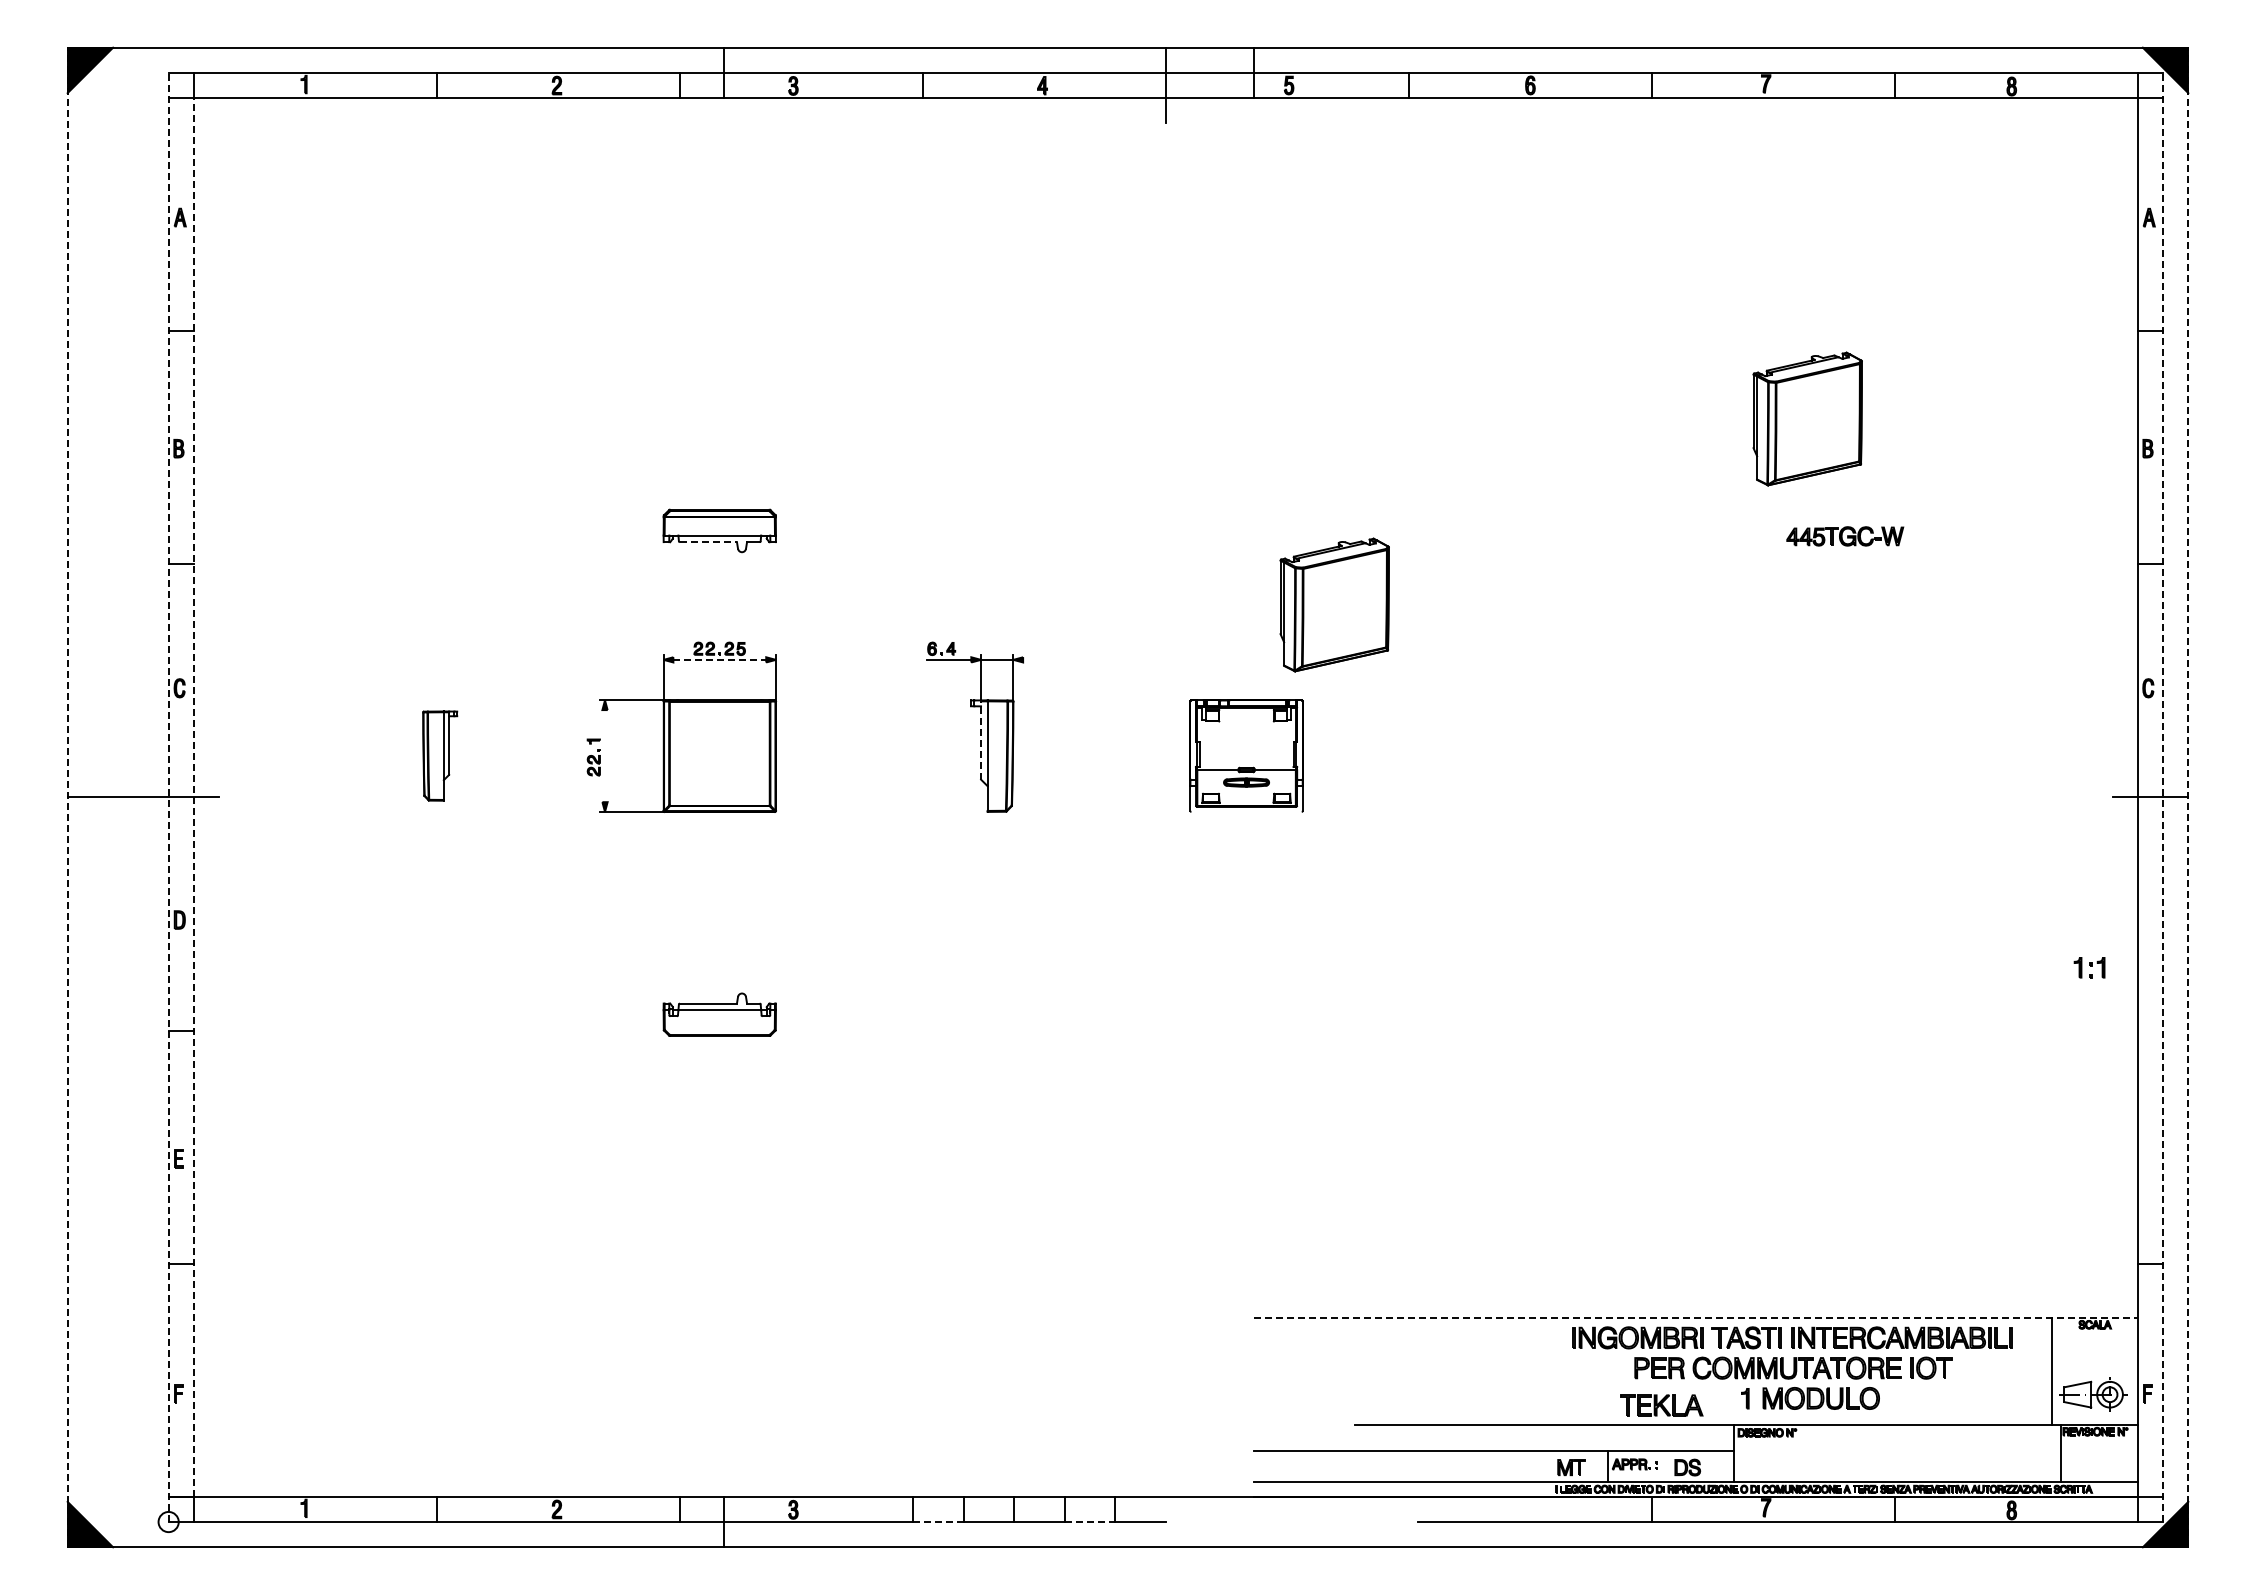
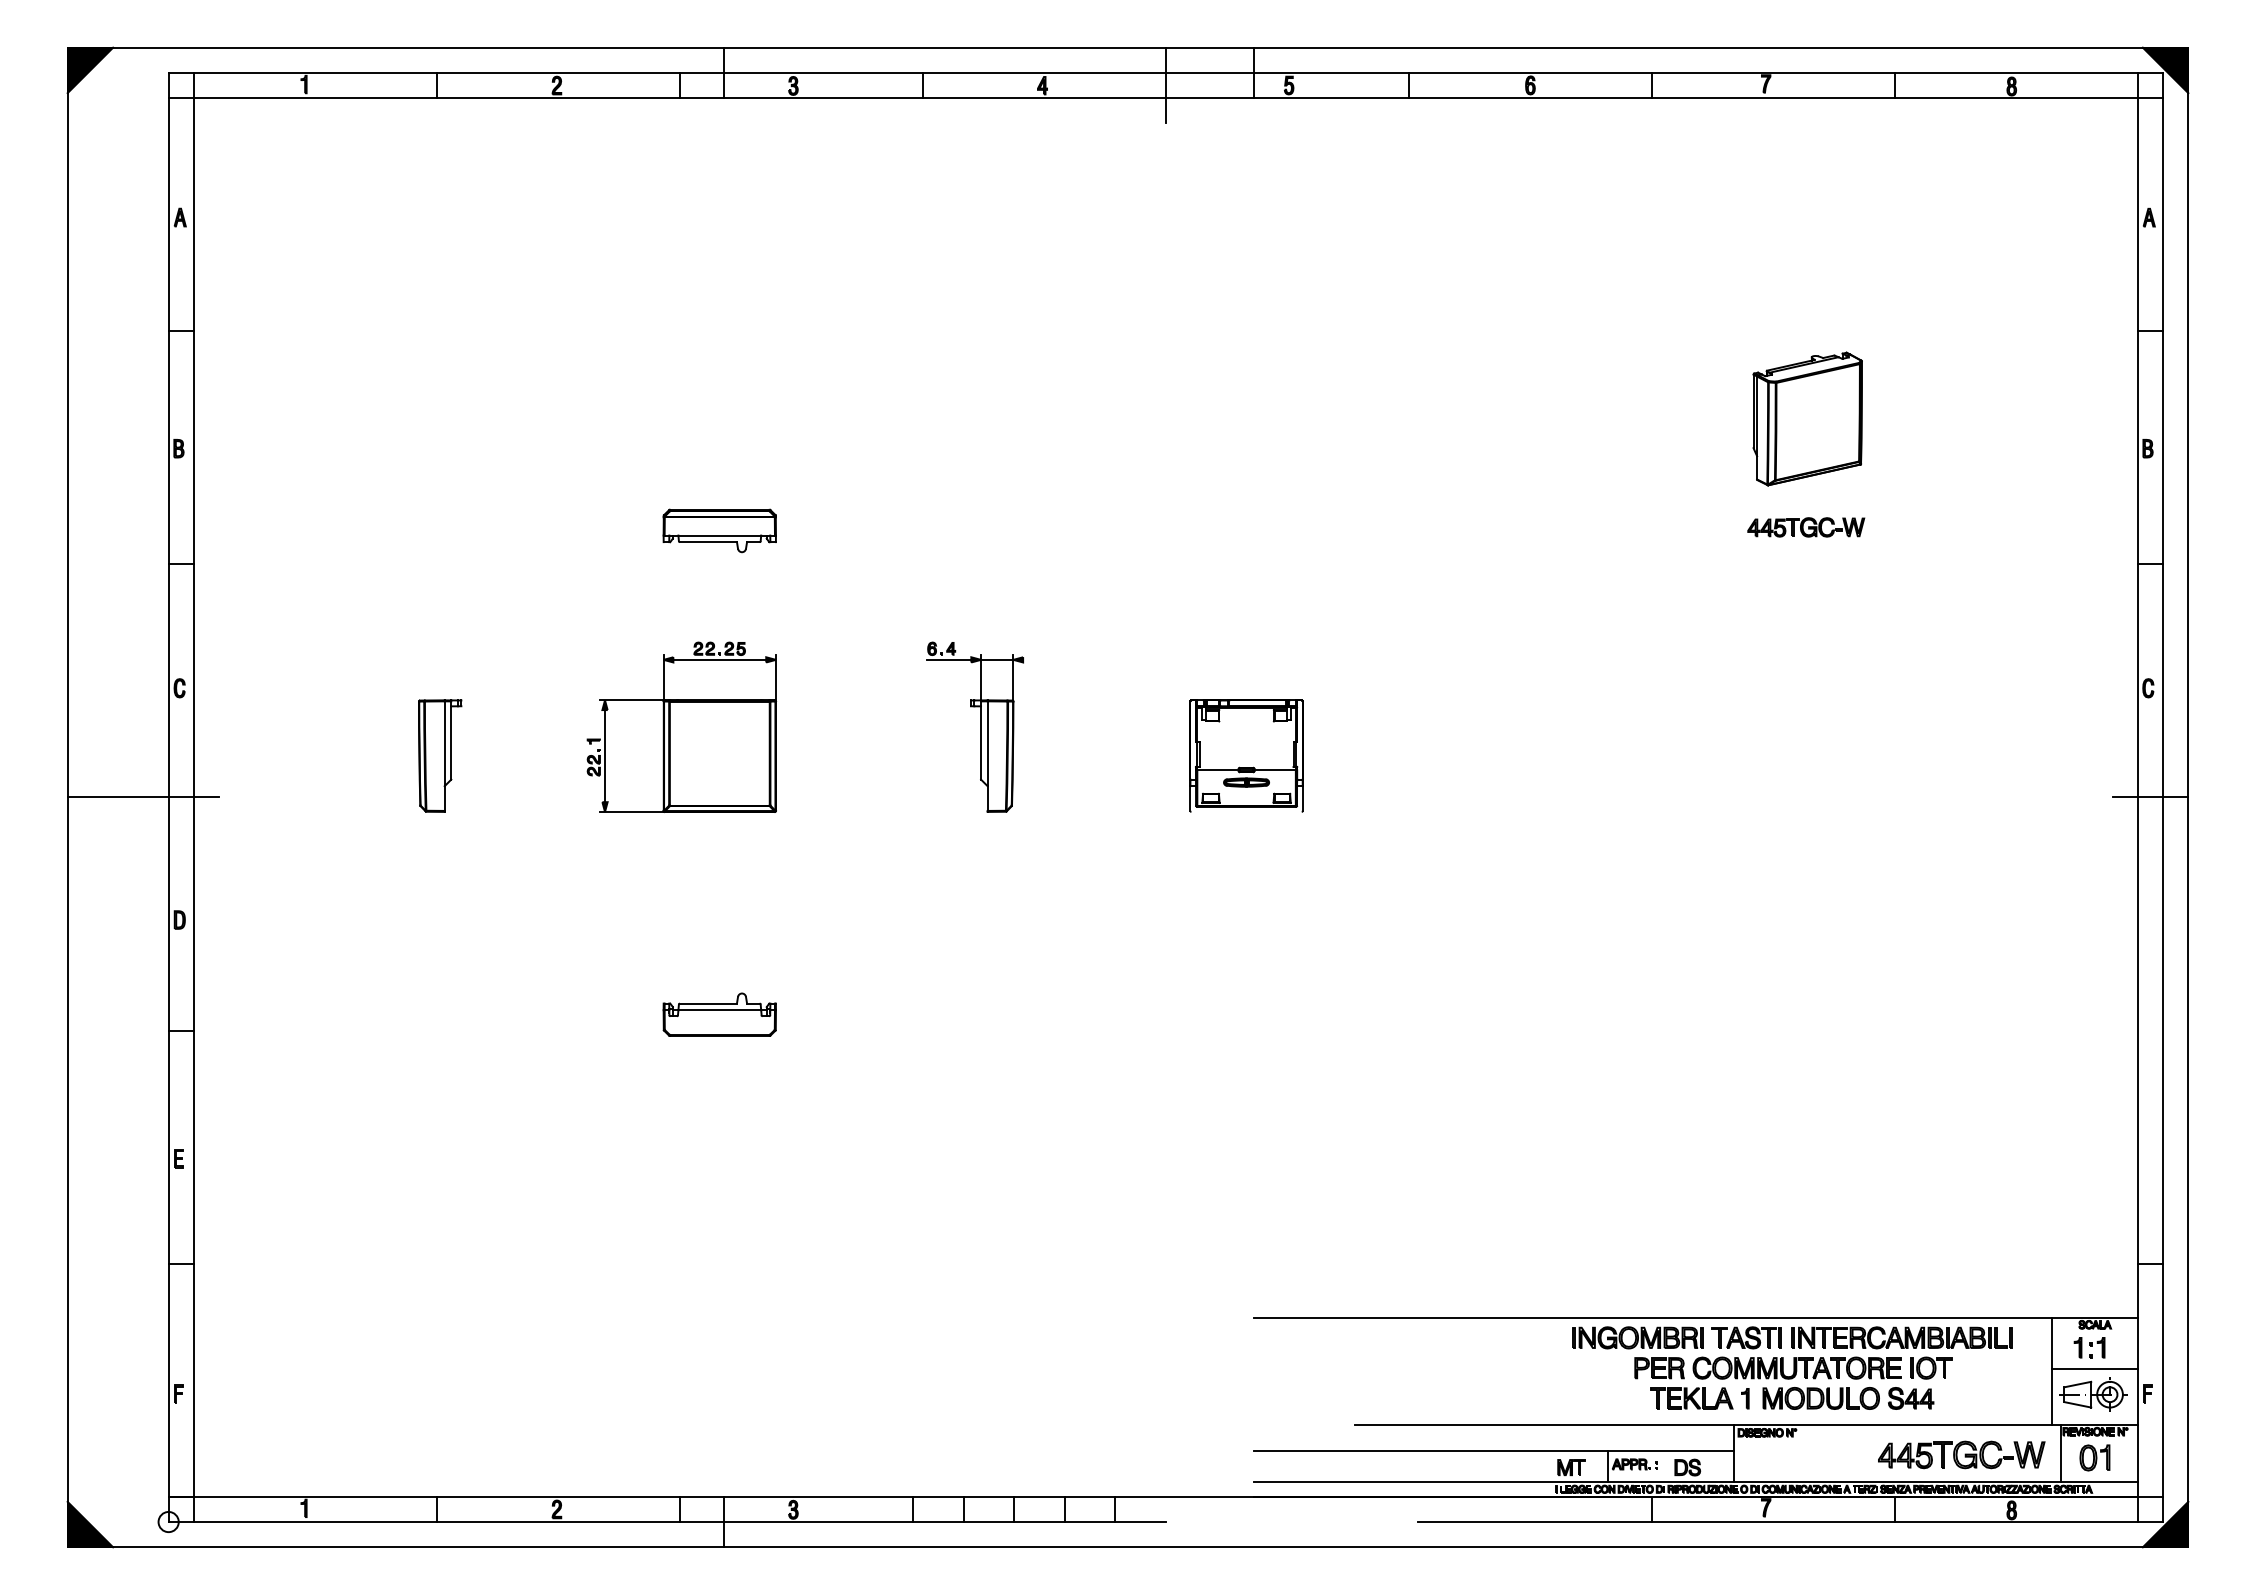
part position: (1845, 536) -> (1806, 527) (1806, 527)
line: dashed -> solid (708, 542)
part: present -> none (1334, 604)
line: dashed -> solid (720, 659)
line: dashed -> solid (981, 740)
part size: 37x92 px -> 45x114 px (440, 755)
line: none -> present (605, 756)
line: dashed -> solid (67, 797)
line: dashed -> solid (168, 797)
line: dashed -> solid (193, 797)
line: dashed -> solid (2163, 797)
line: dashed -> solid (2188, 797)
part position: (2089, 967) -> (2089, 1347) (2089, 1347)
line: dashed -> solid (1696, 1317)
line: none -> present (2094, 1368)
part: none -> present (1911, 1398)
part position: (1661, 1405) -> (1691, 1398) (1691, 1398)
part: none -> present (1961, 1454)
part: none -> present (2094, 1457)
line: dashed -> solid (939, 1522)
line: dashed -> solid (1090, 1522)
